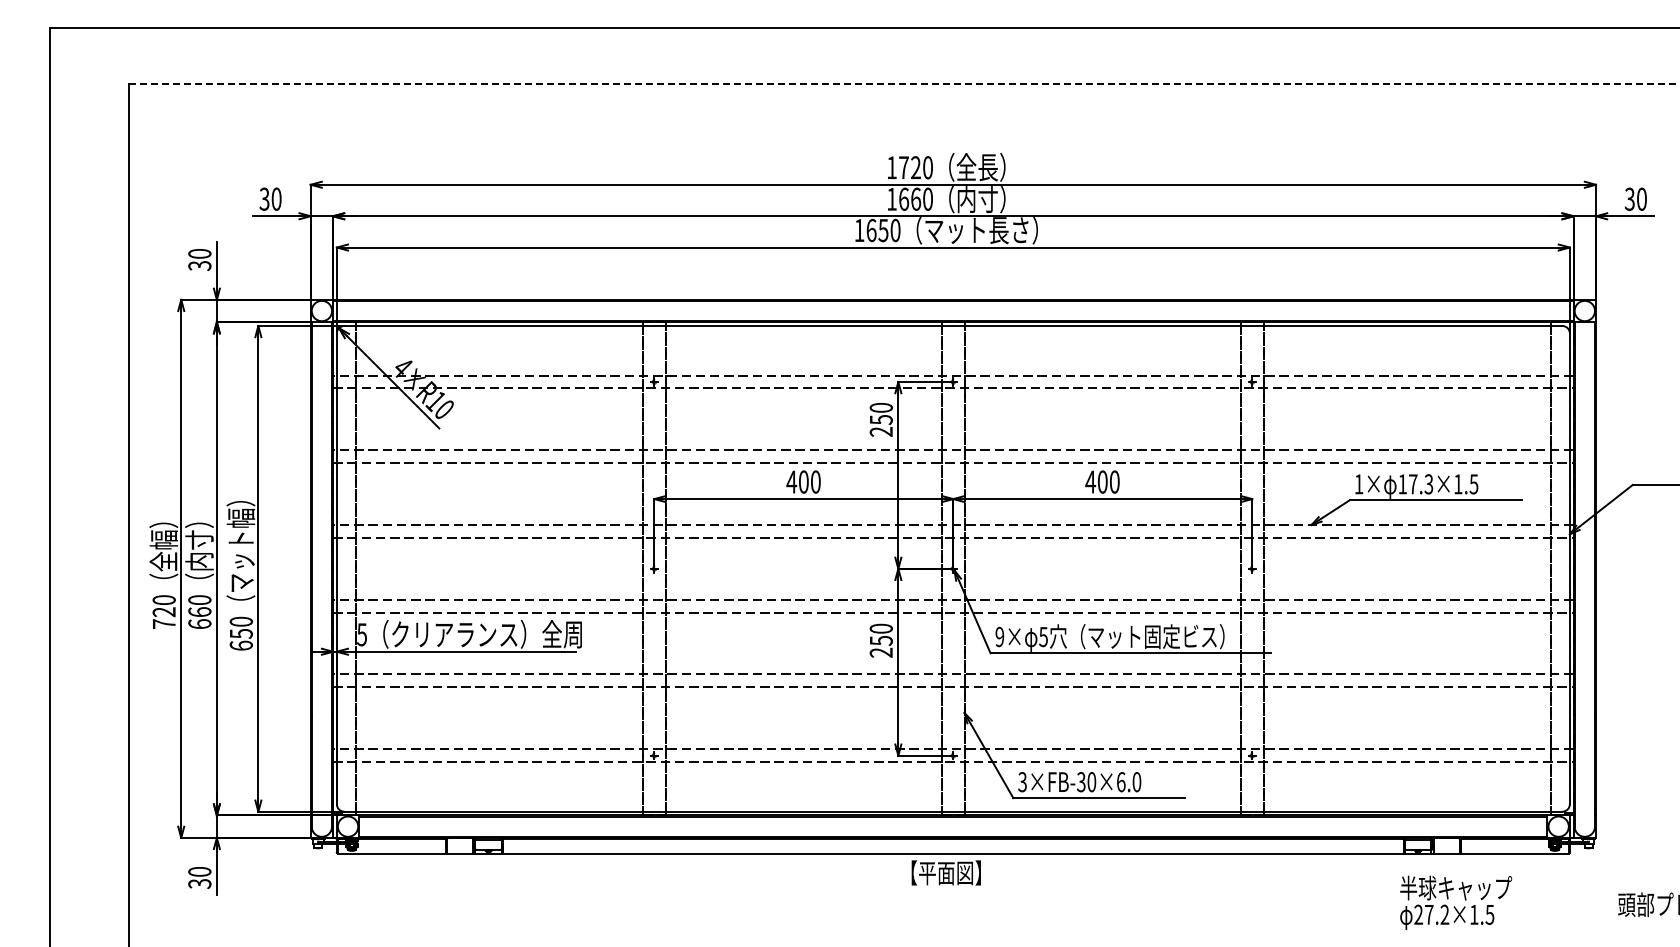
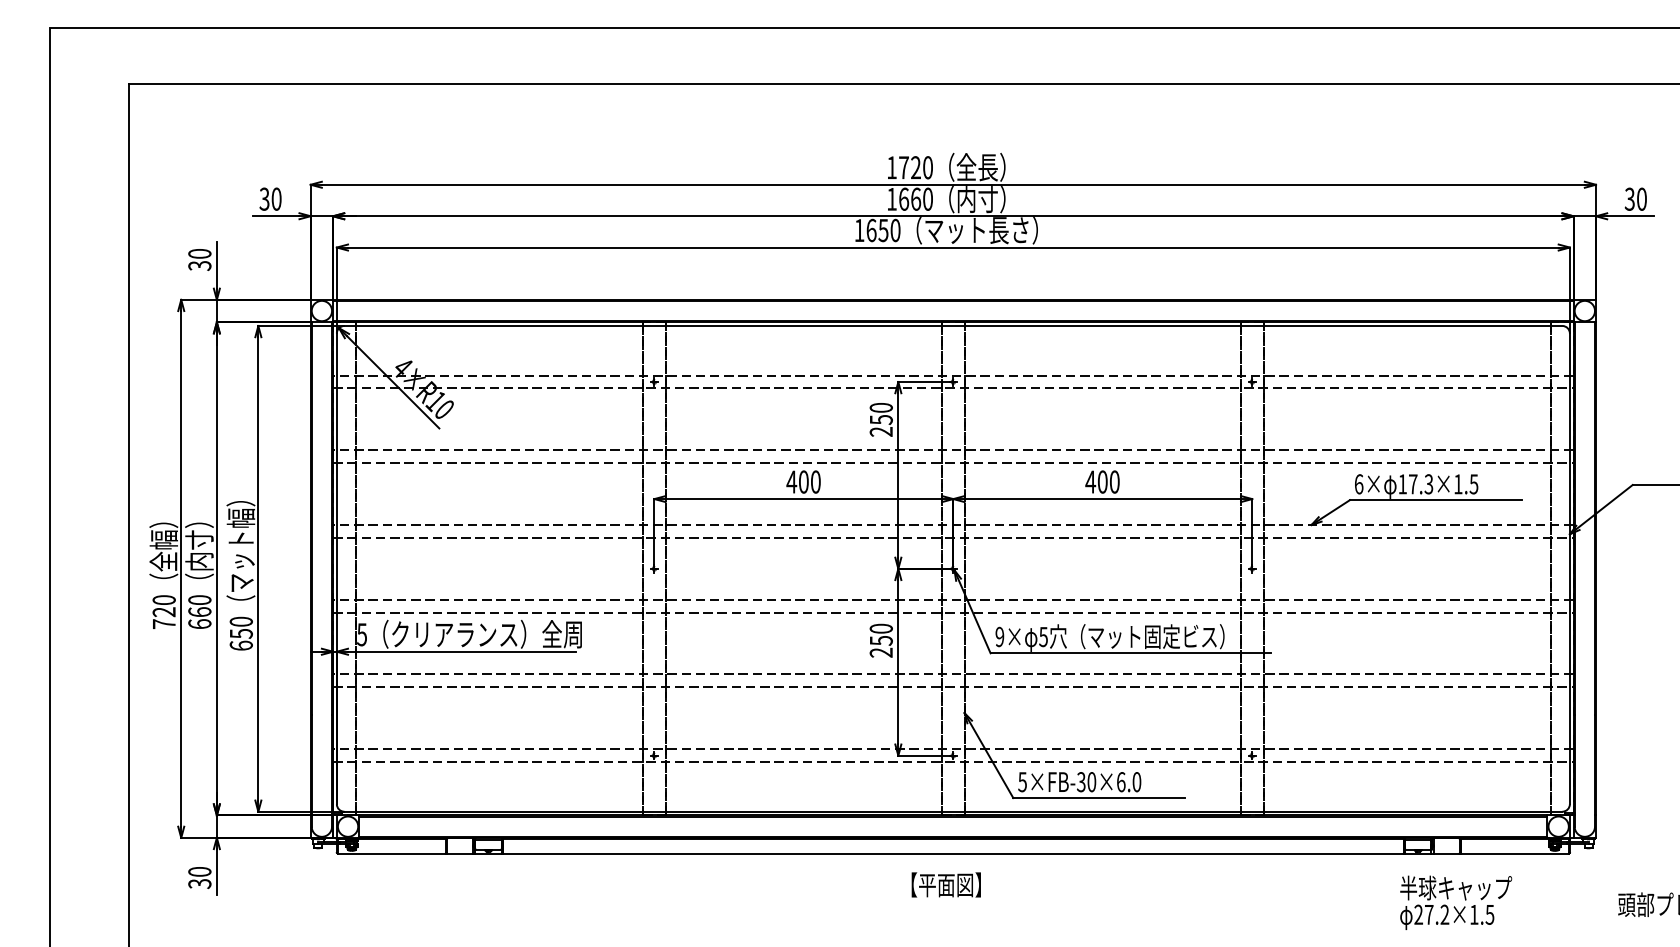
line: dashed -> solid (904, 83)
text: 1× -> 6× (1359, 484)
text: 3×FB-30×6.0 -> 5×FB-30×6.0 (1022, 781)
text position: (945, 872) -> (945, 884) (945, 884)
